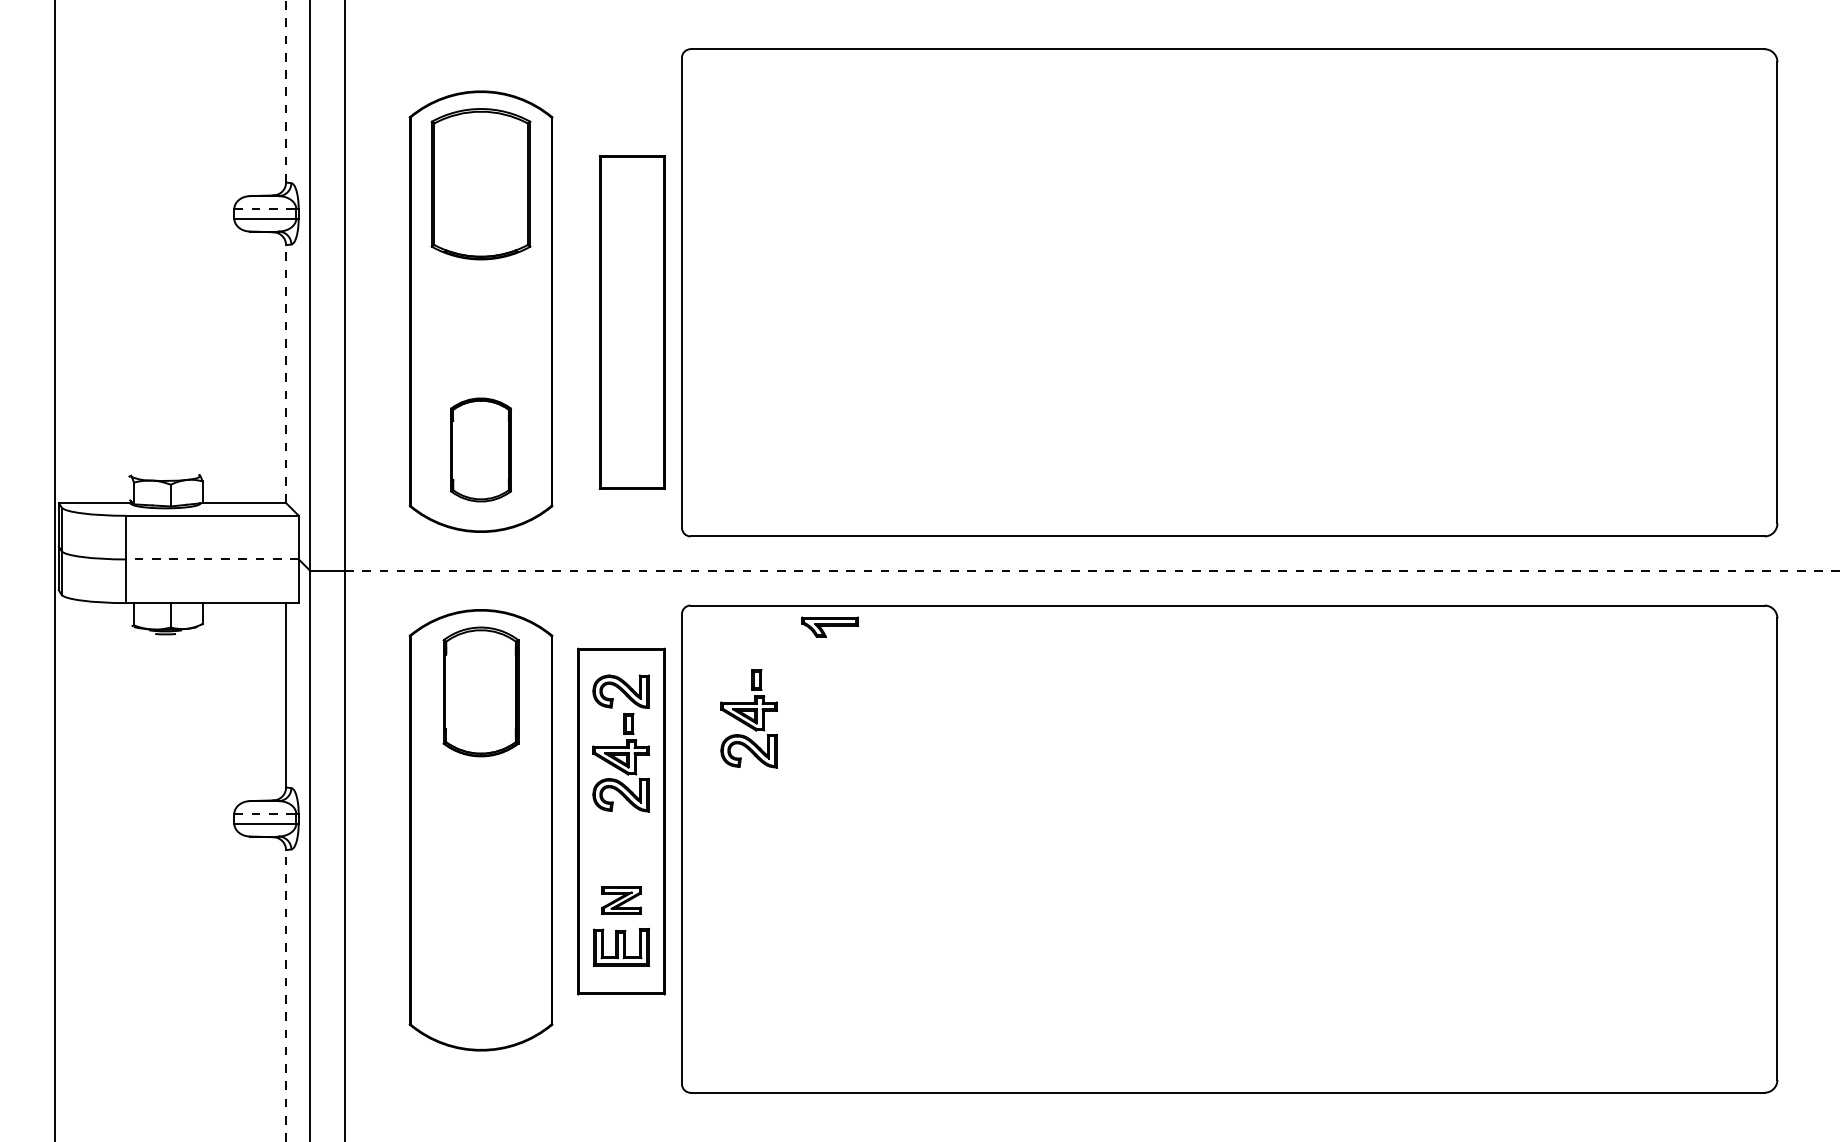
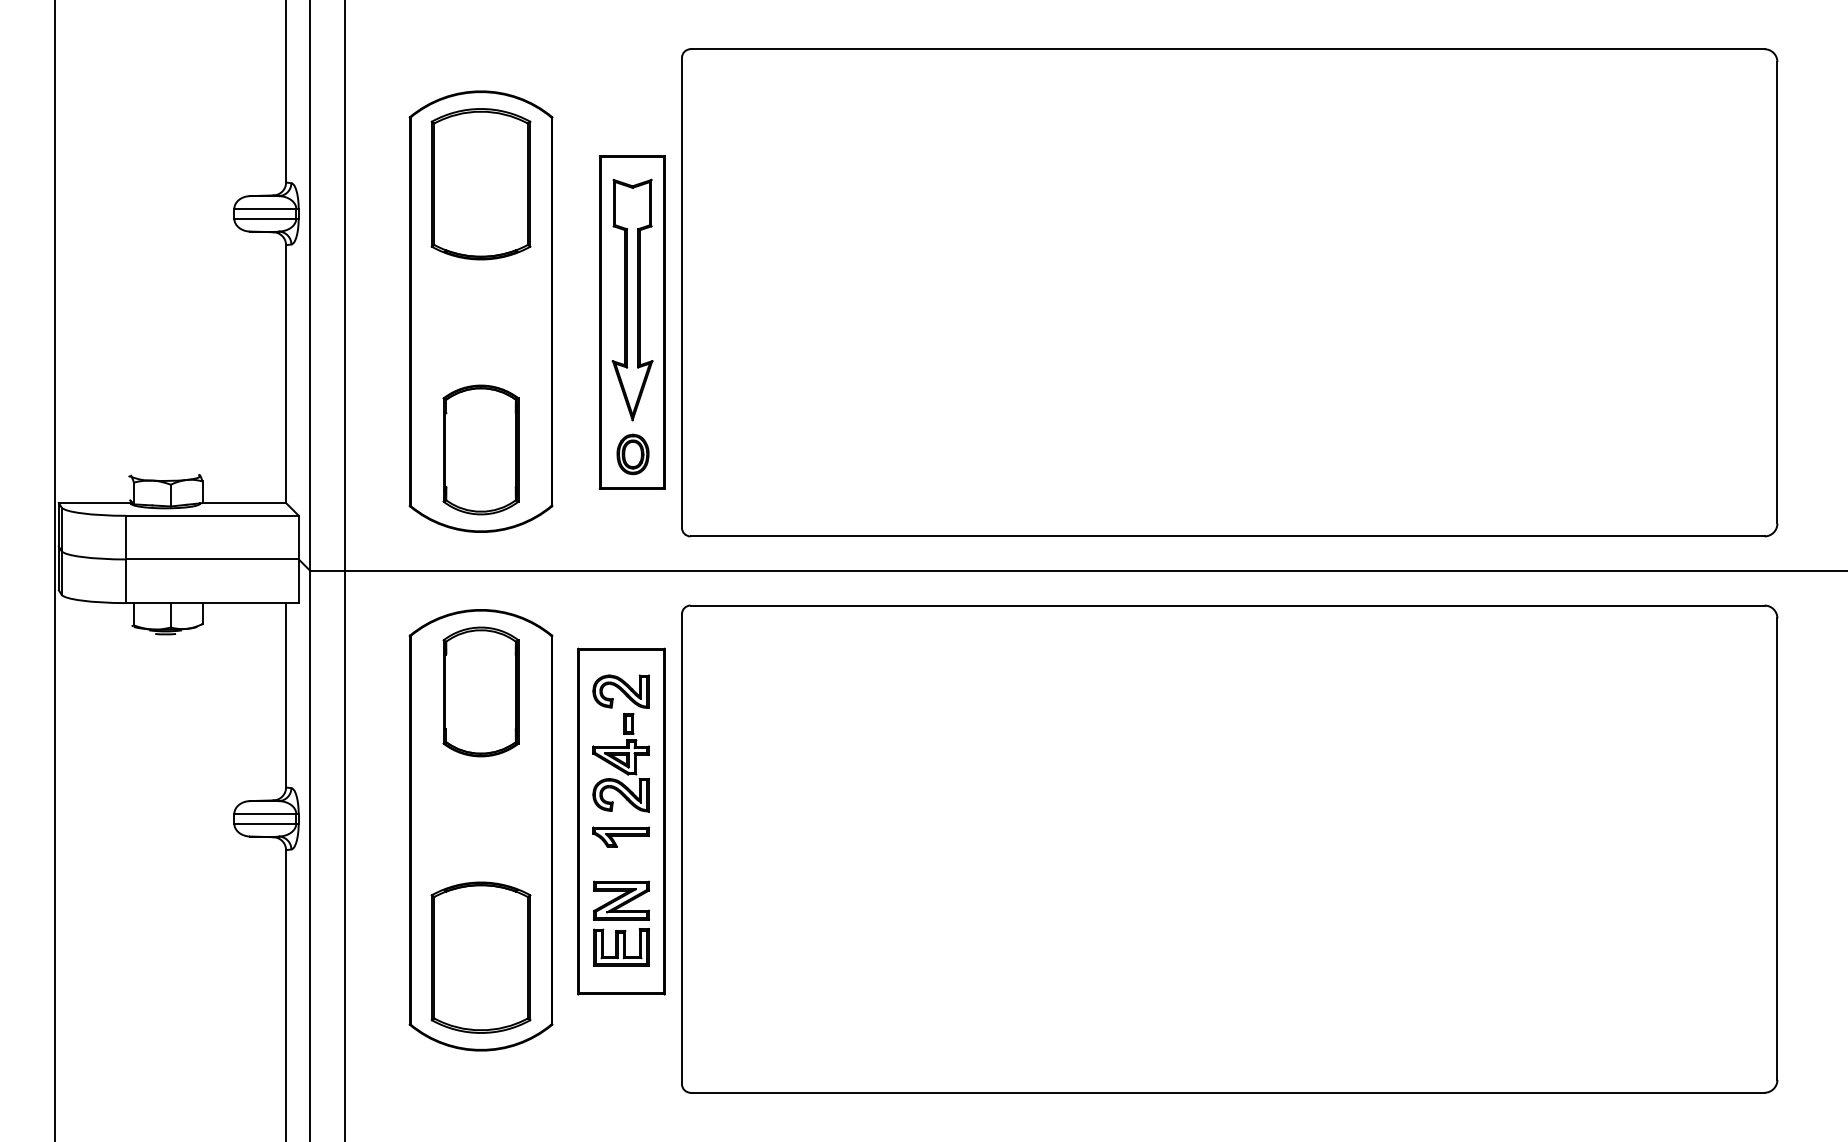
line: dashed -> solid (286, 91)
line: dashed -> solid (265, 209)
part: none -> present (632, 299)
line: dashed -> solid (286, 374)
part size: 62x106 px -> 78x132 px (480, 449)
part: none -> present (632, 454)
line: dashed -> solid (212, 559)
line: dashed -> solid (1095, 571)
part position: (829, 626) -> (620, 836) (620, 836)
part: present -> none (748, 718)
line: dashed -> solid (265, 814)
part size: 41x30 px -> 58x41 px (621, 900)
part: none -> present (480, 957)
line: dashed -> solid (286, 996)
